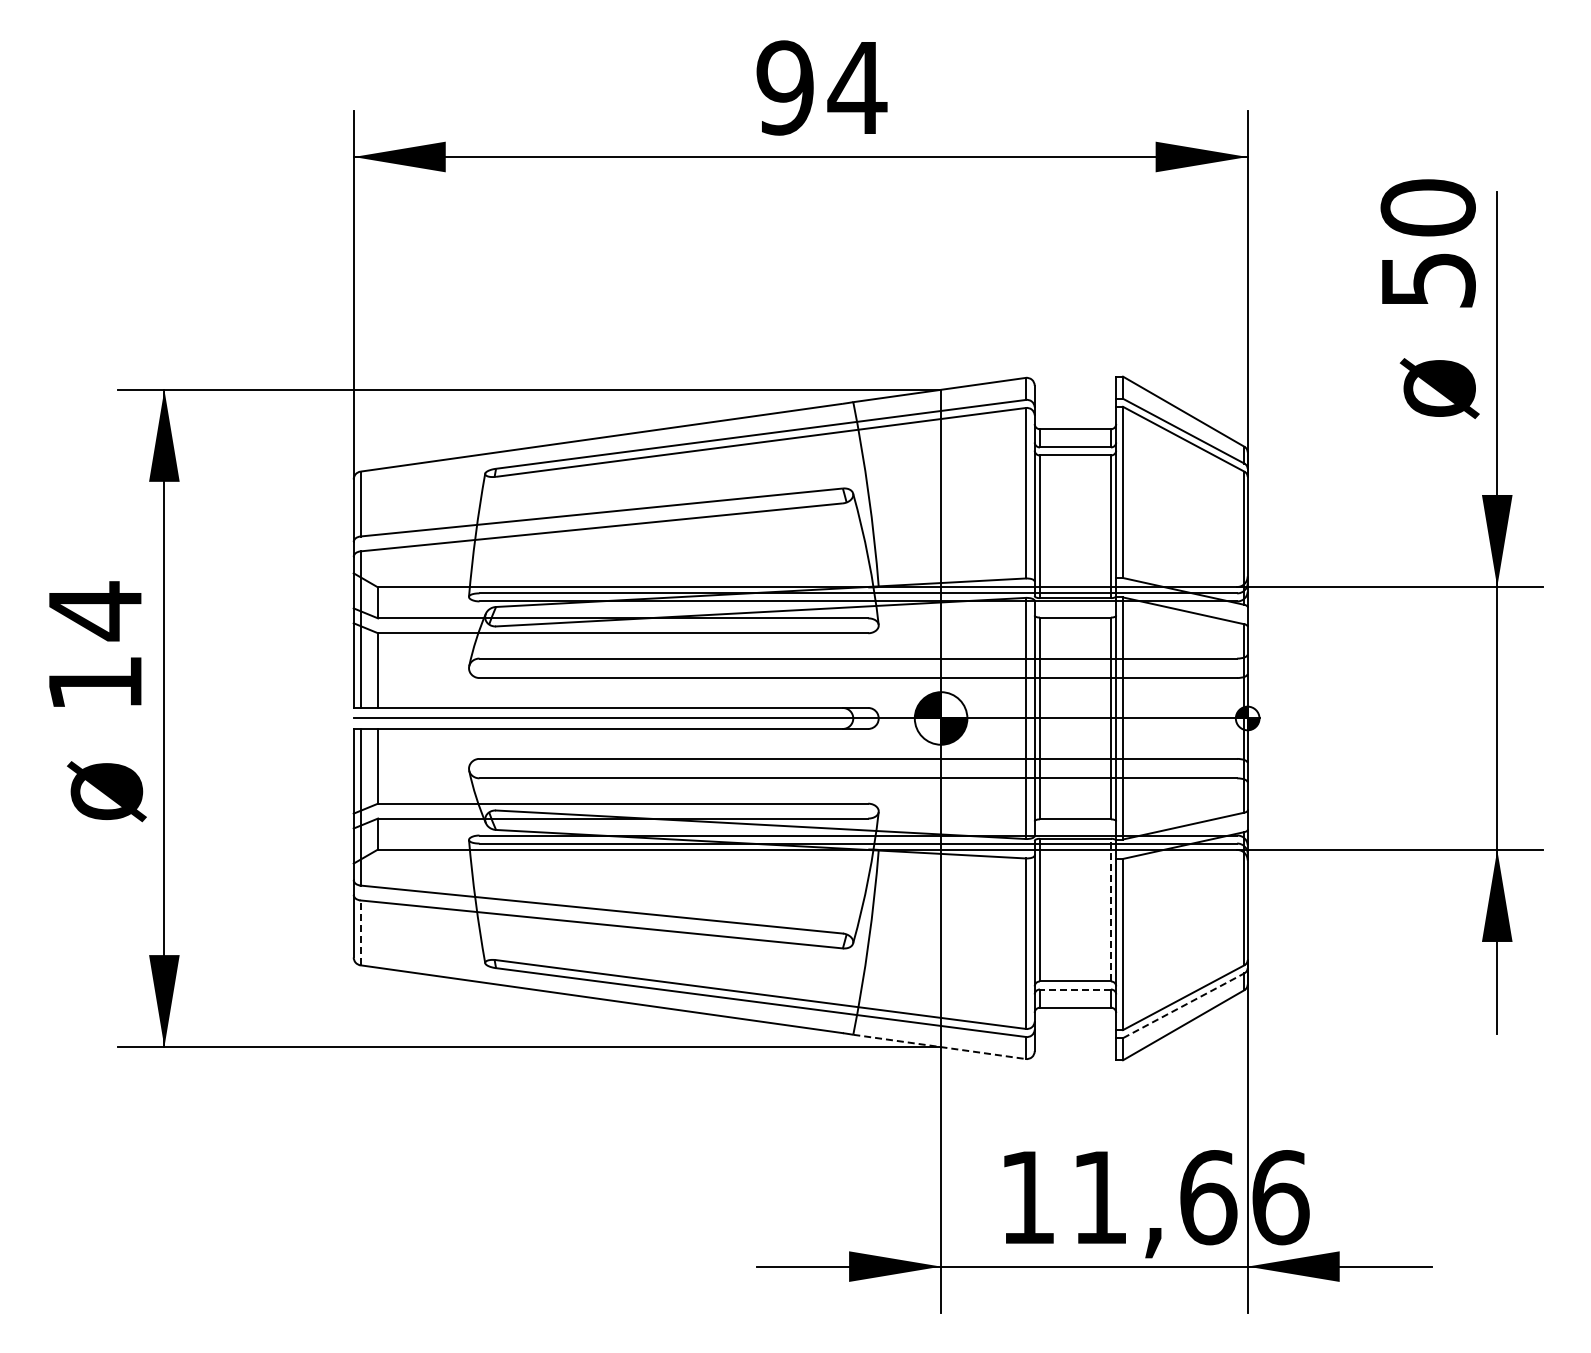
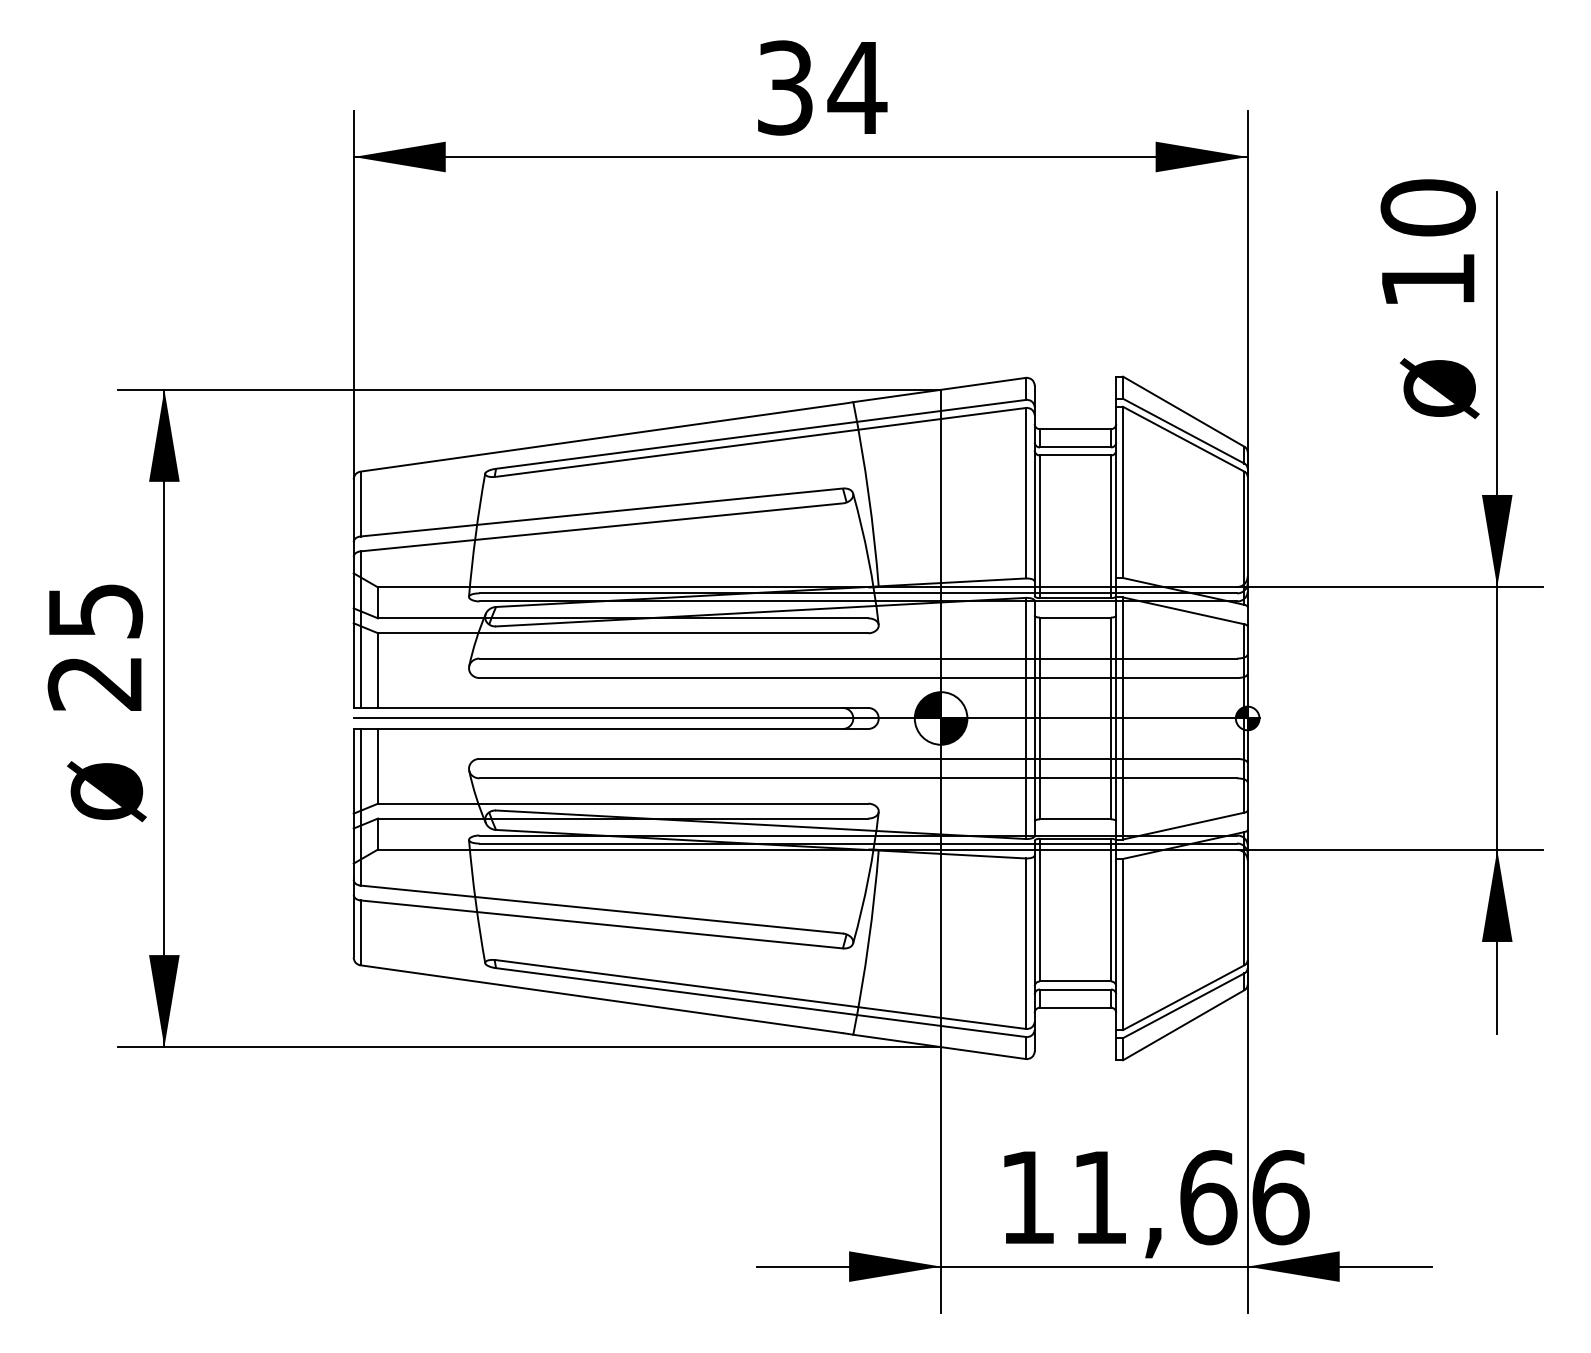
text: 94 -> 34 (784, 87)
text: 50 -> 10 (1428, 280)
text: 14 -> 25 (95, 645)
line: dashed -> solid (1110, 909)
line: dashed -> solid (360, 932)
line: dashed -> solid (1074, 989)
line: dashed -> solid (1183, 1005)
line: dashed -> solid (940, 1046)
